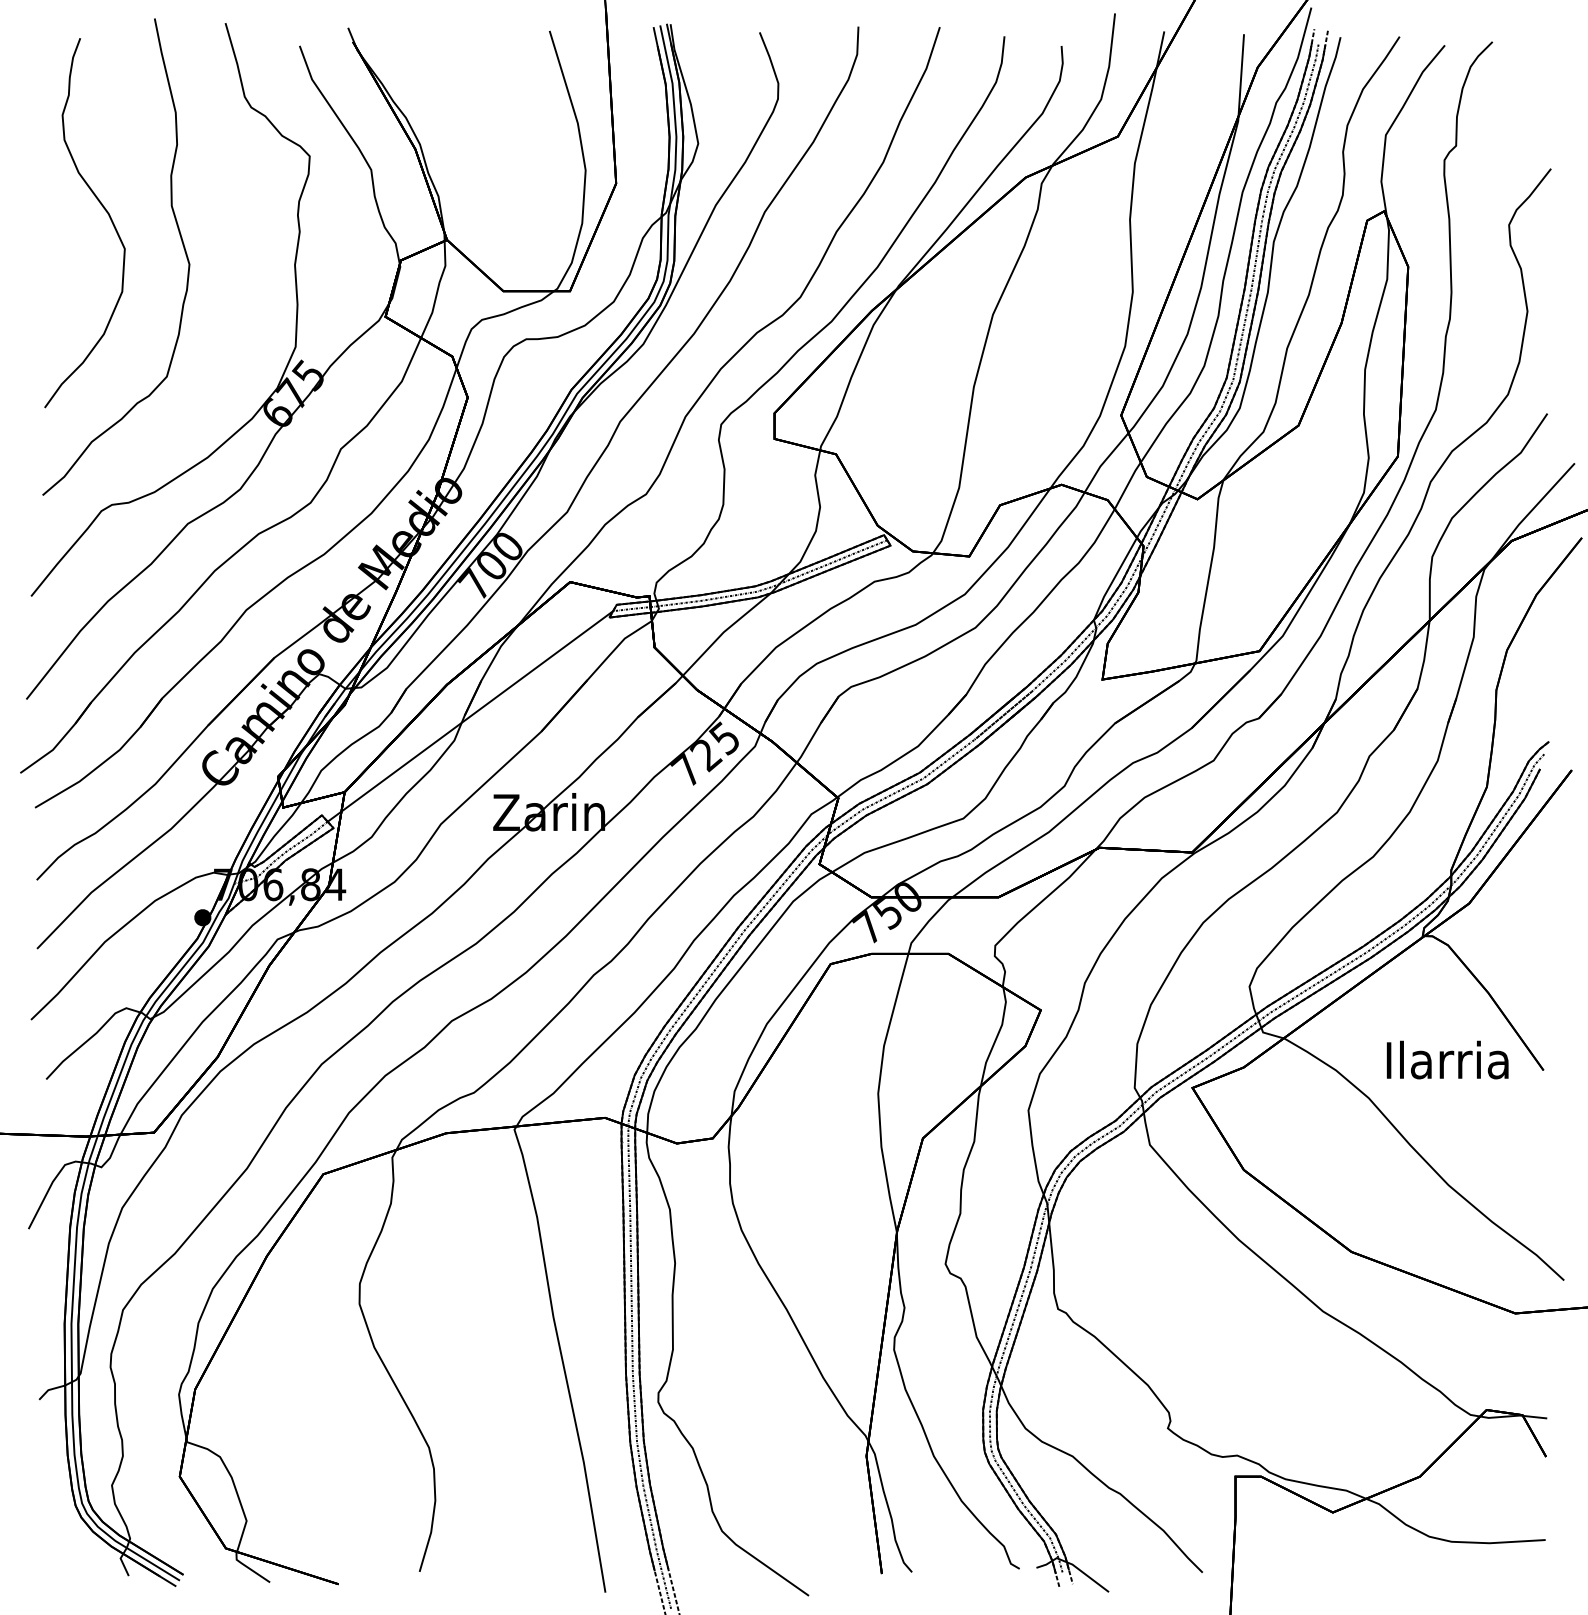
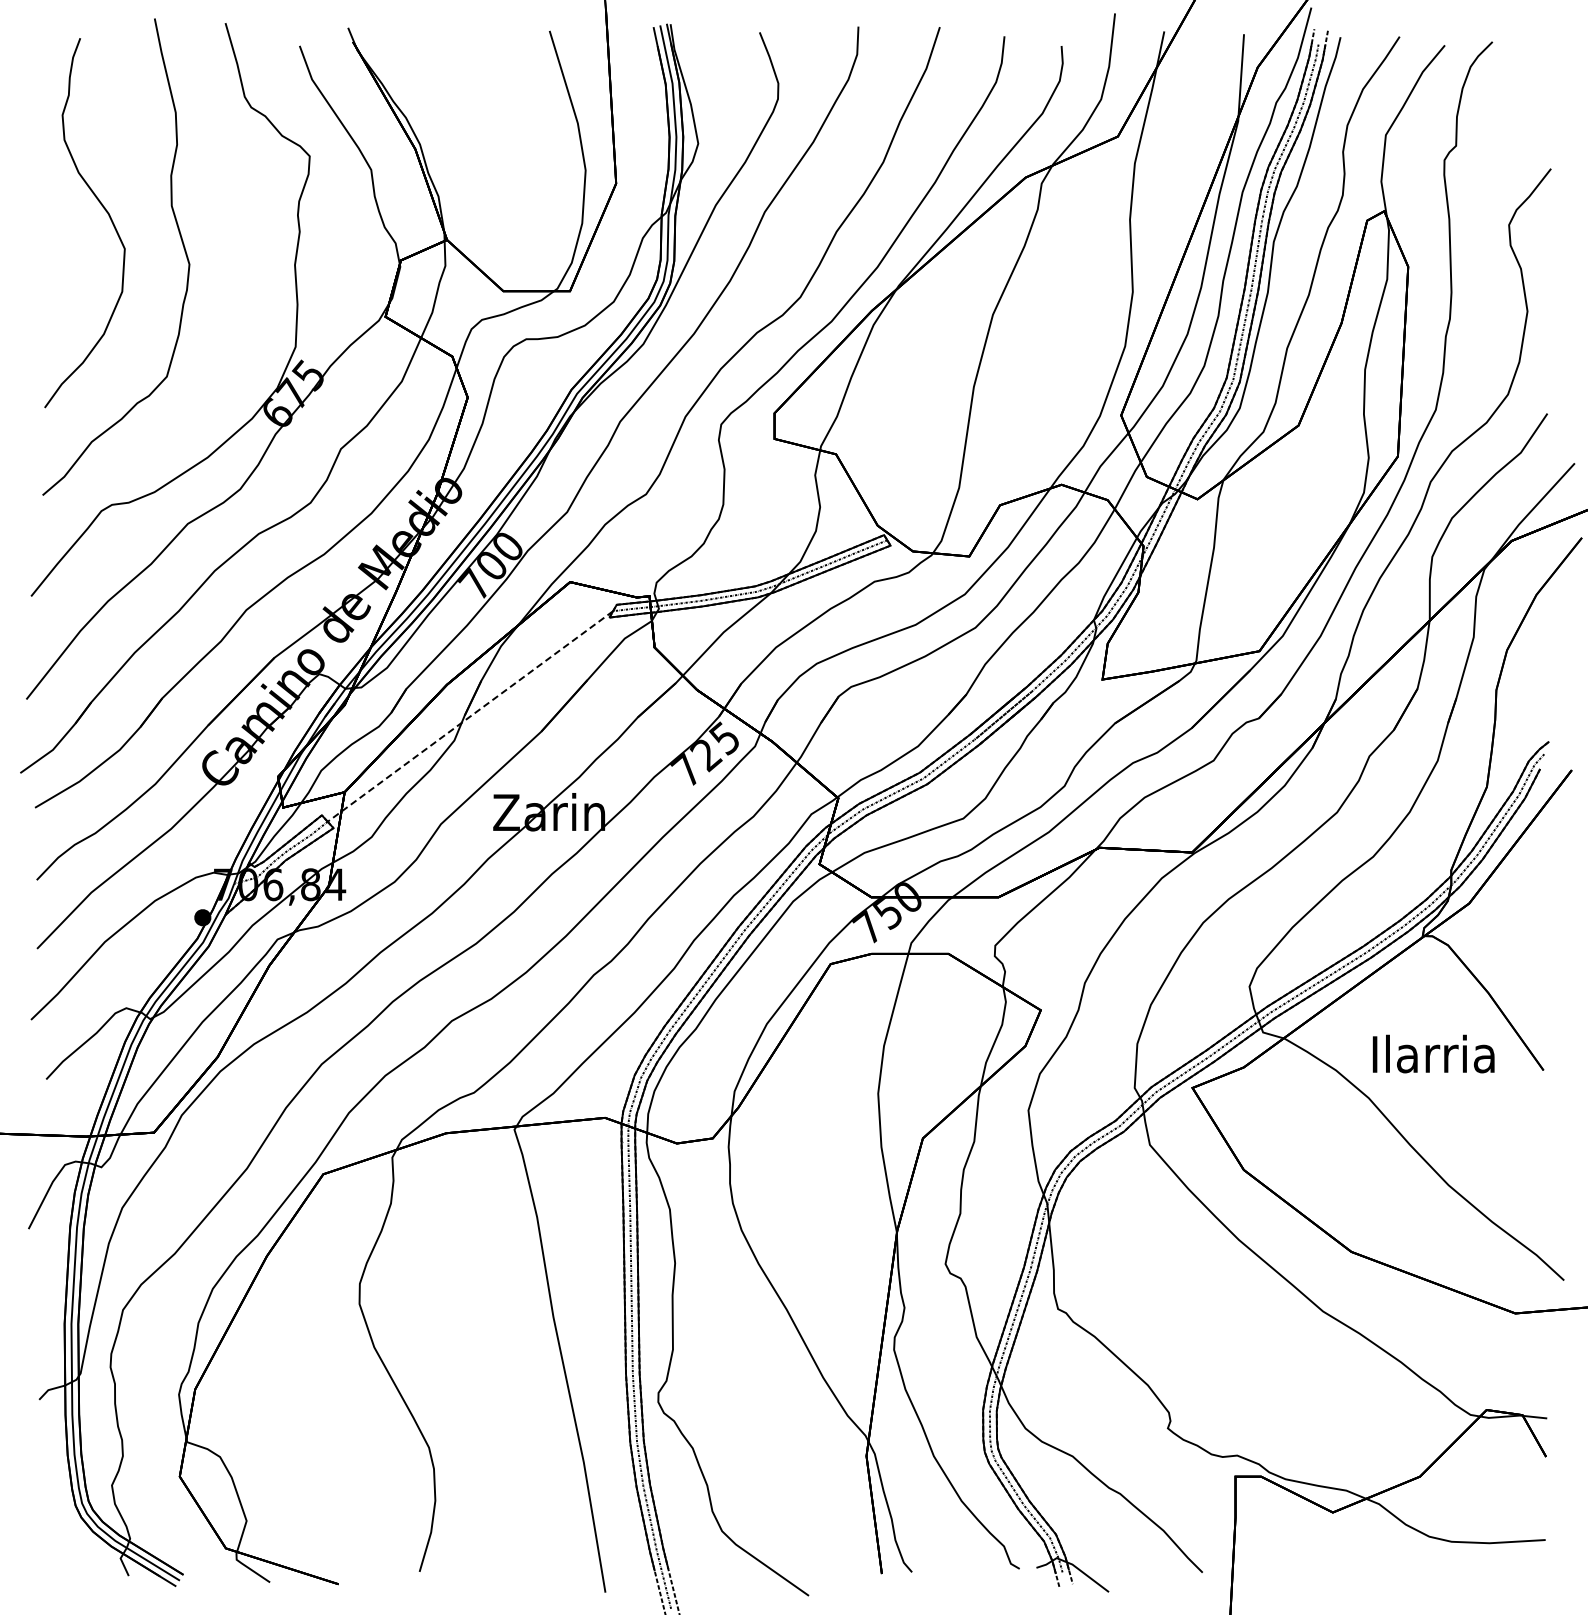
line: solid -> dashed (470, 716)
text position: (1447, 1059) -> (1433, 1053) (1433, 1053)
